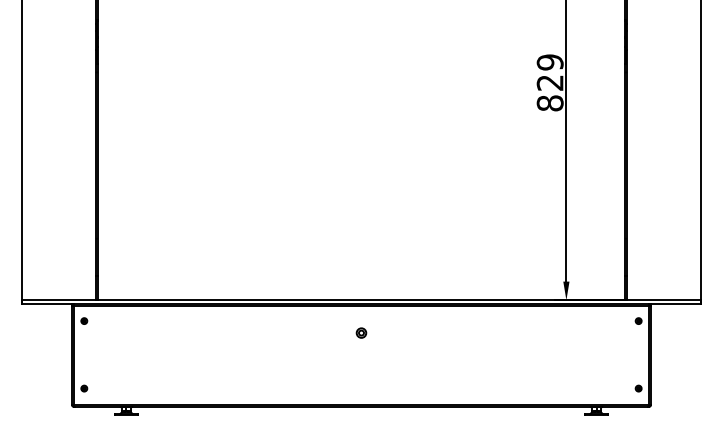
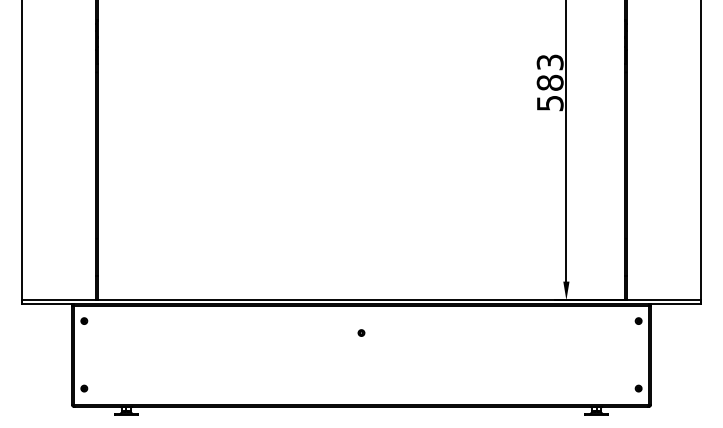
text: 829 -> 583 (549, 82)
part size: 13x12 px -> 9x8 px (361, 332)
